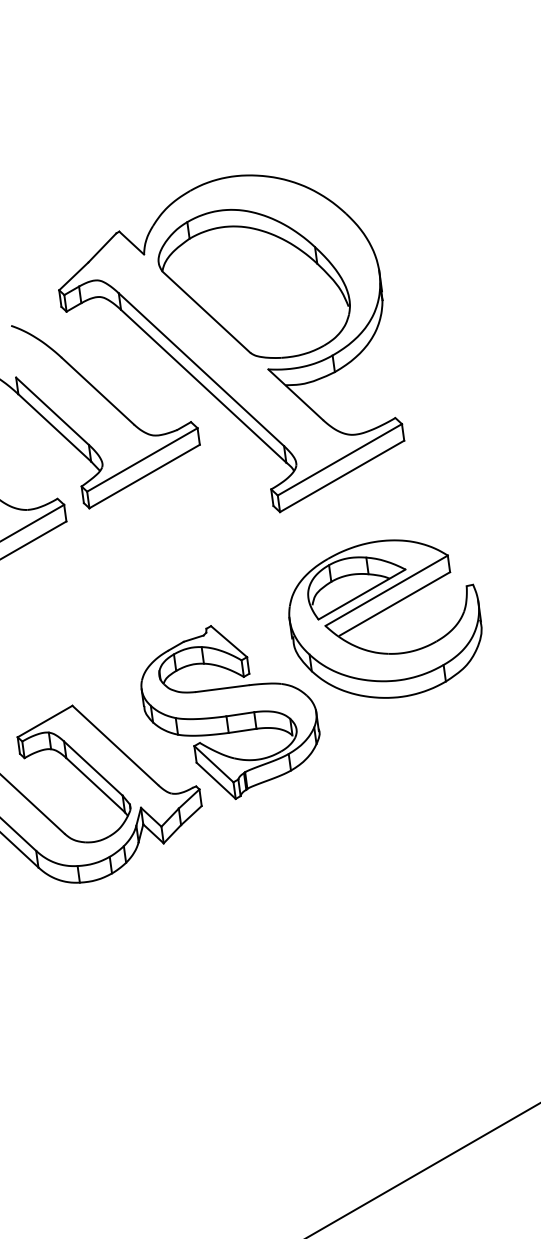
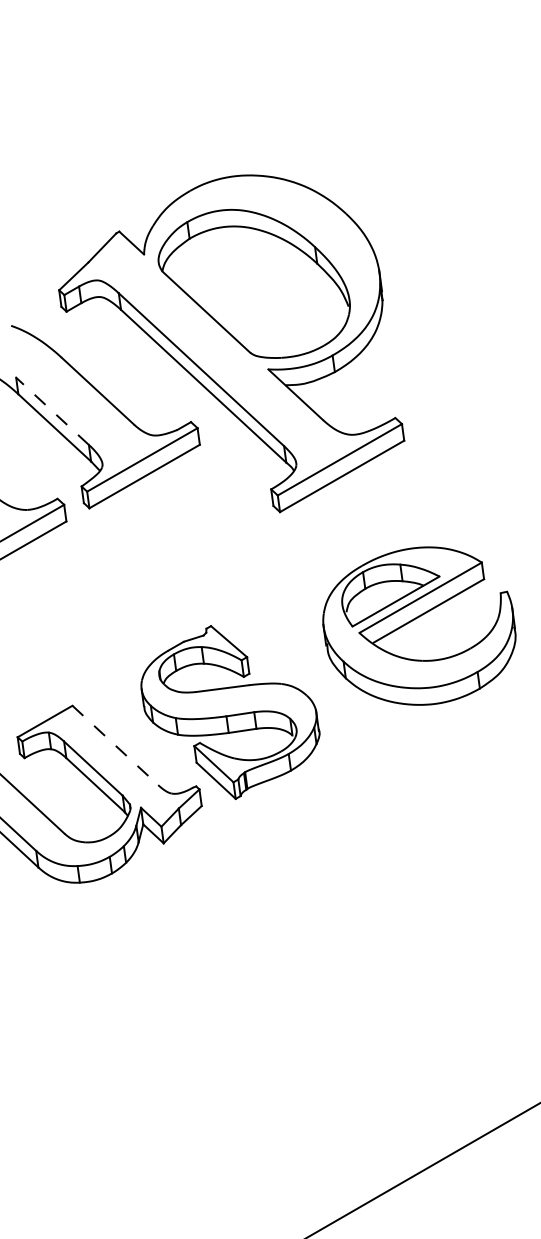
line: solid -> dashed (52, 411)
part position: (382, 612) -> (416, 619) (416, 619)
line: solid -> dashed (115, 745)
